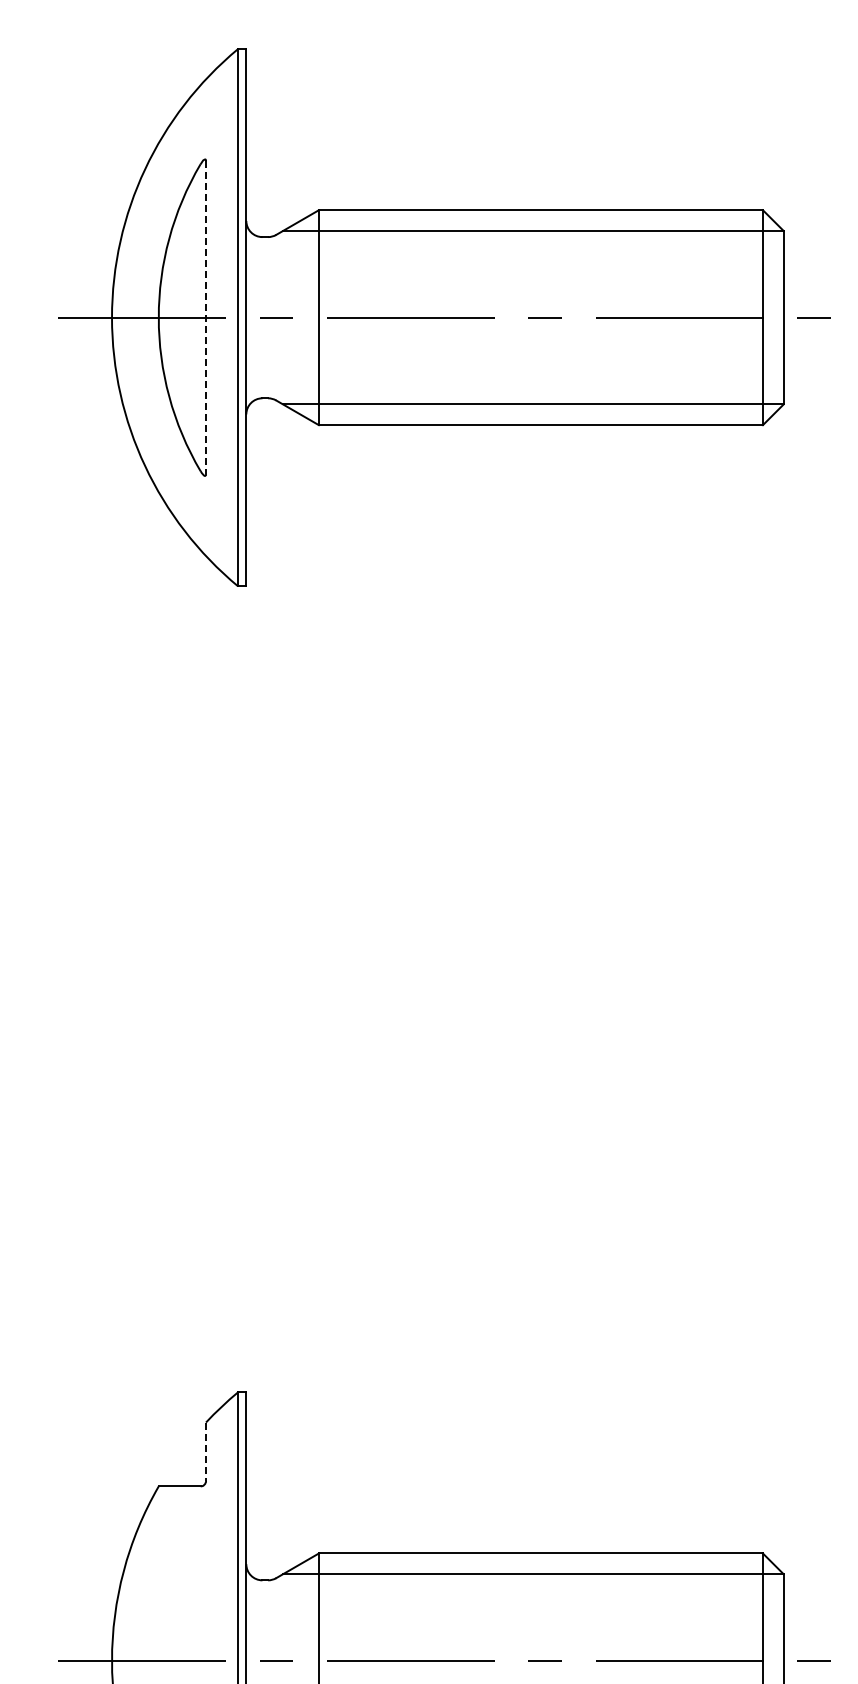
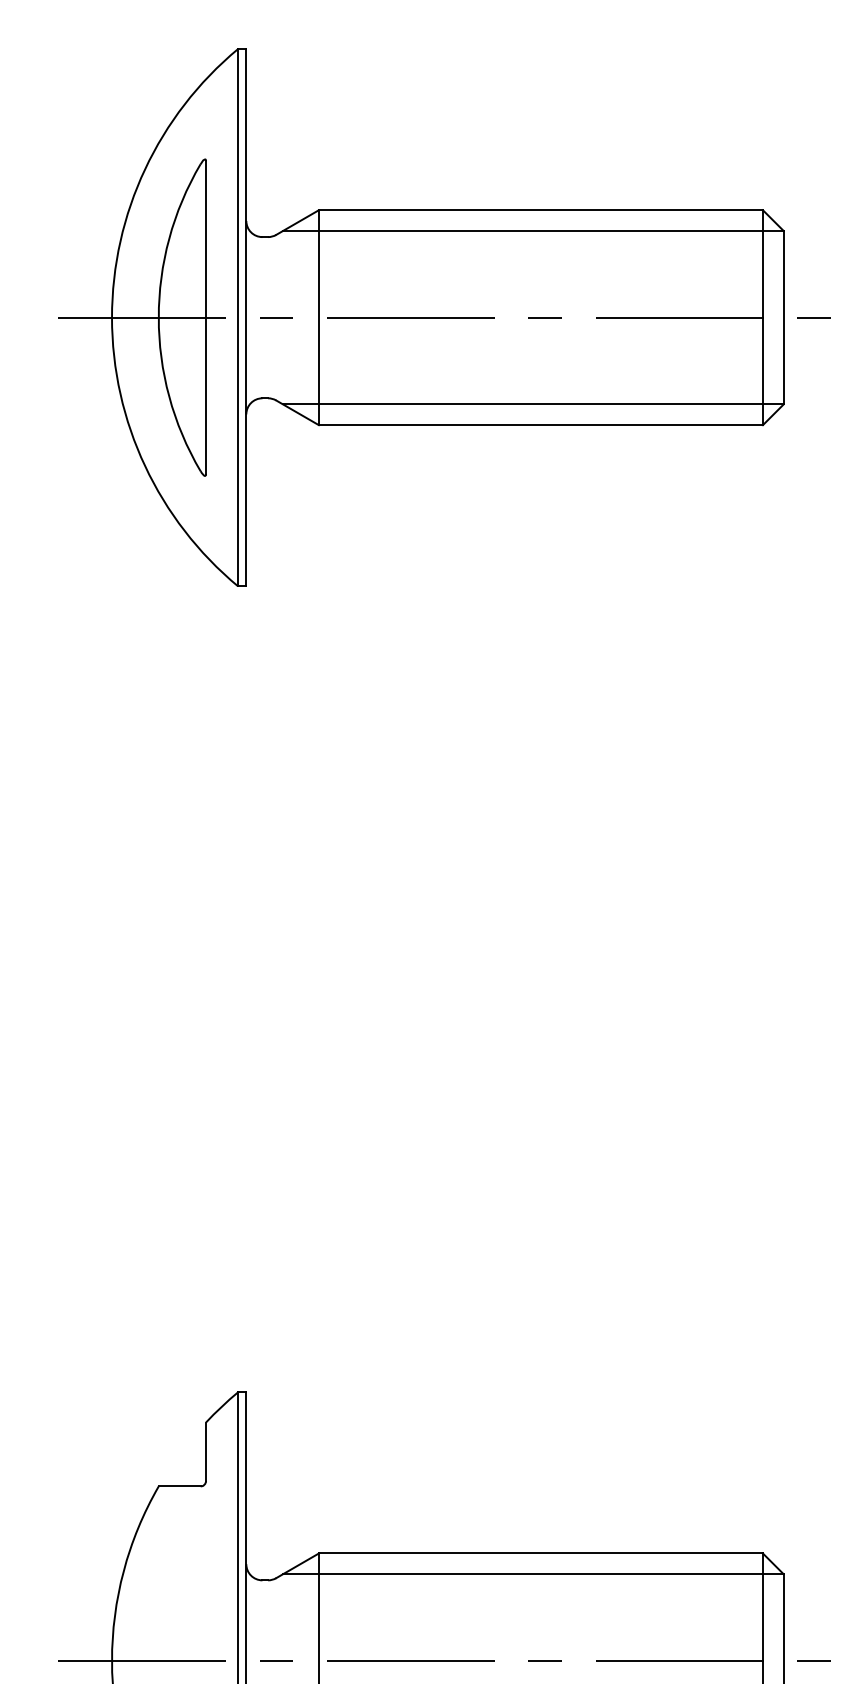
line: dashed -> solid (206, 318)
line: dashed -> solid (206, 1452)
